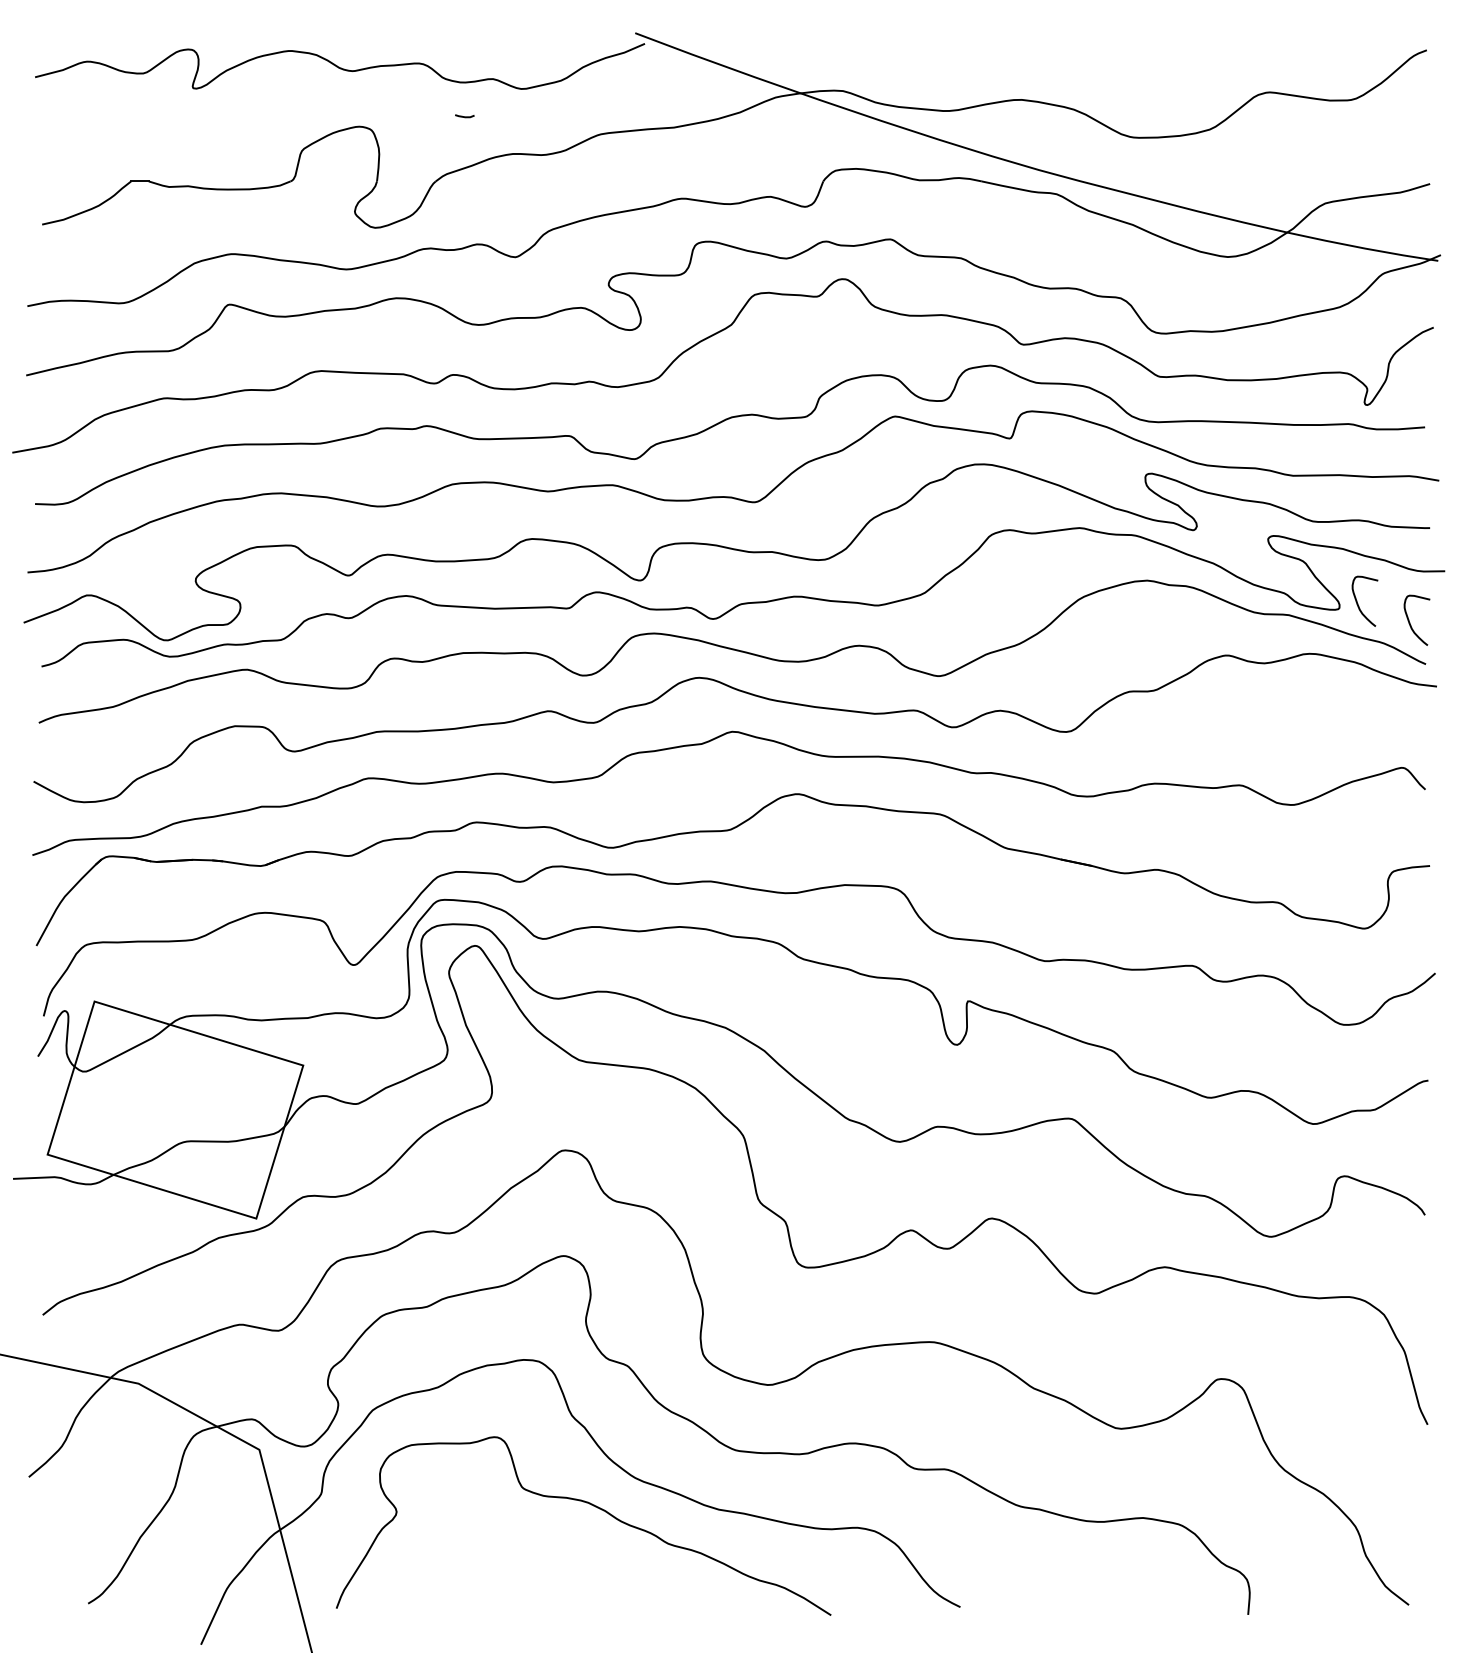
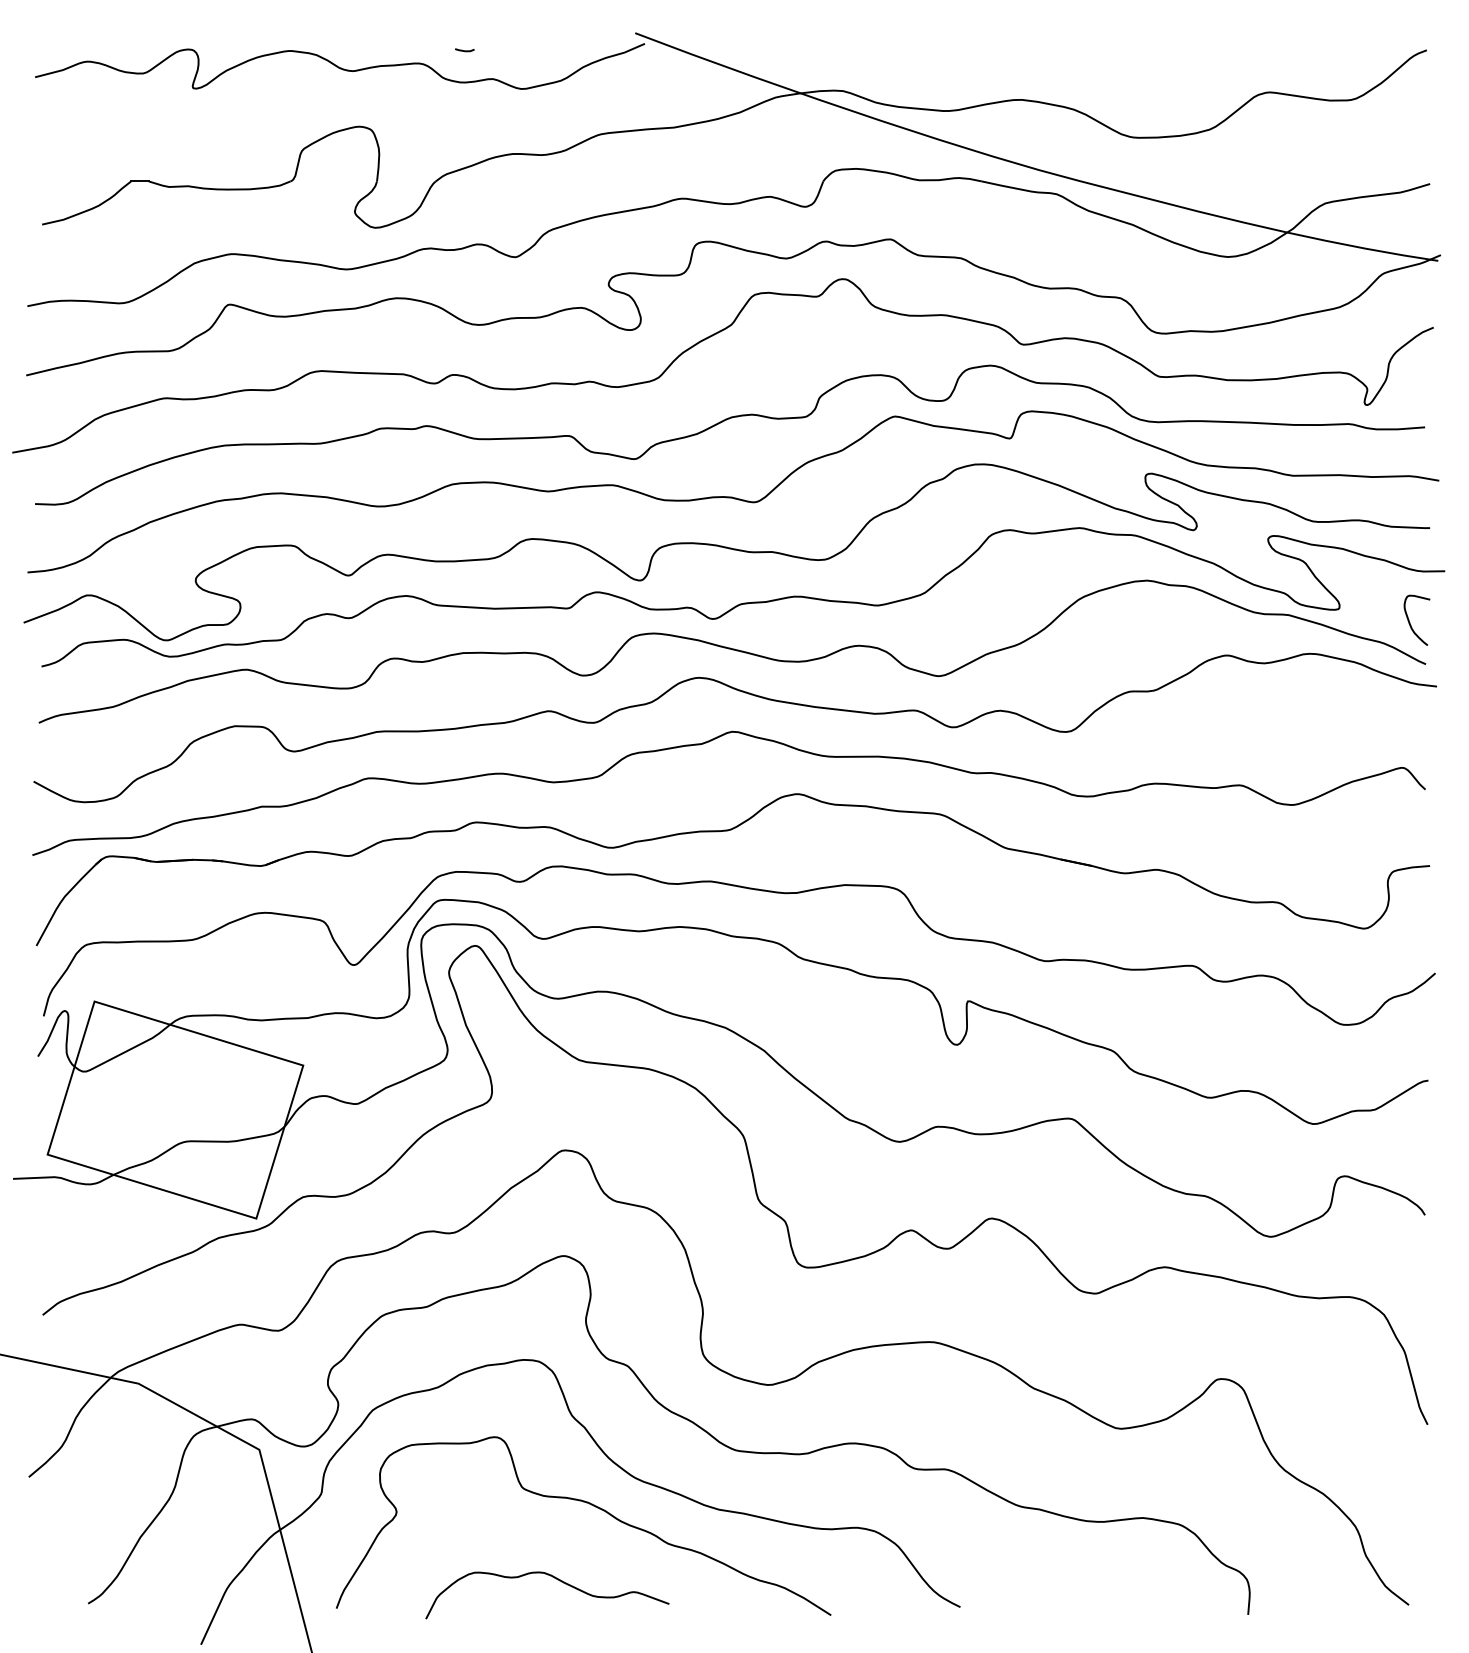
line position: (464, 116) -> (464, 50) (464, 50)
curve: present -> none (1358, 603)
curve: none -> present (556, 1579)
